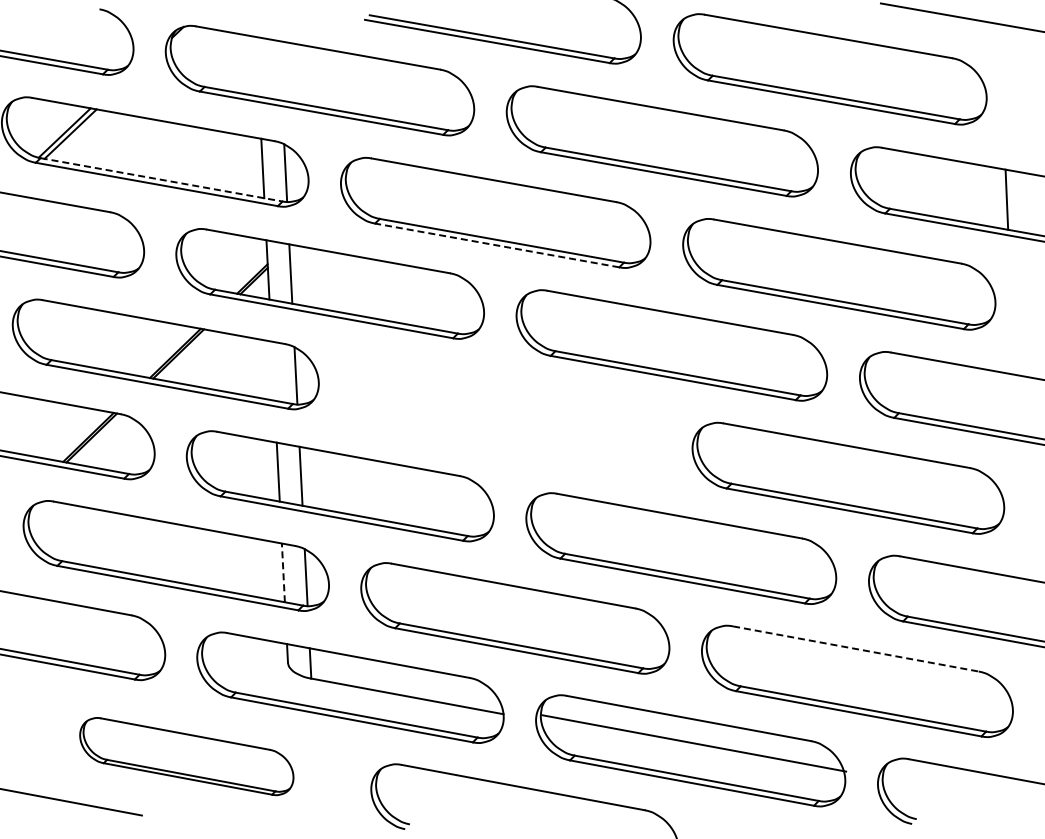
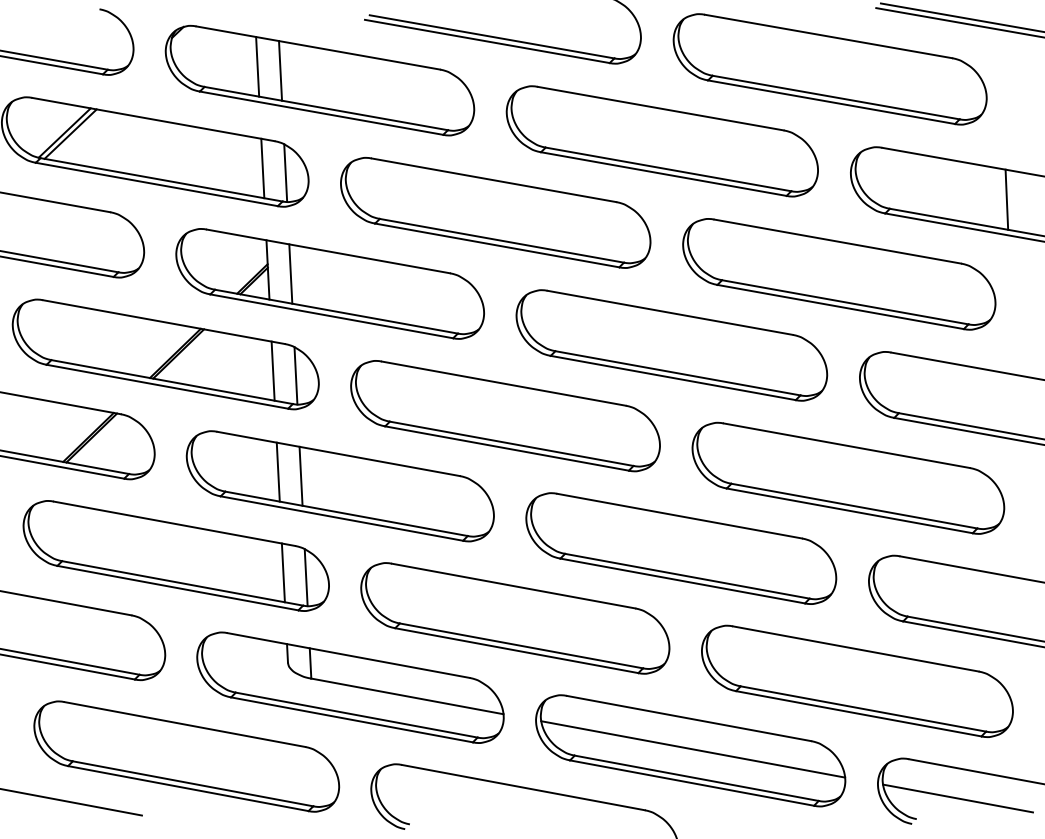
line: none -> present (958, 22)
line: none -> present (257, 66)
line: none -> present (280, 70)
line: dashed -> solid (161, 179)
line: dashed -> solid (496, 245)
line: none -> present (272, 370)
part: none -> present (505, 416)
line: dashed -> solid (283, 572)
line: dashed -> solid (855, 648)
line position: (694, 743) -> (693, 749) (693, 749)
part size: 216x80 px -> 308x113 px (186, 756)
line: none -> present (958, 798)
